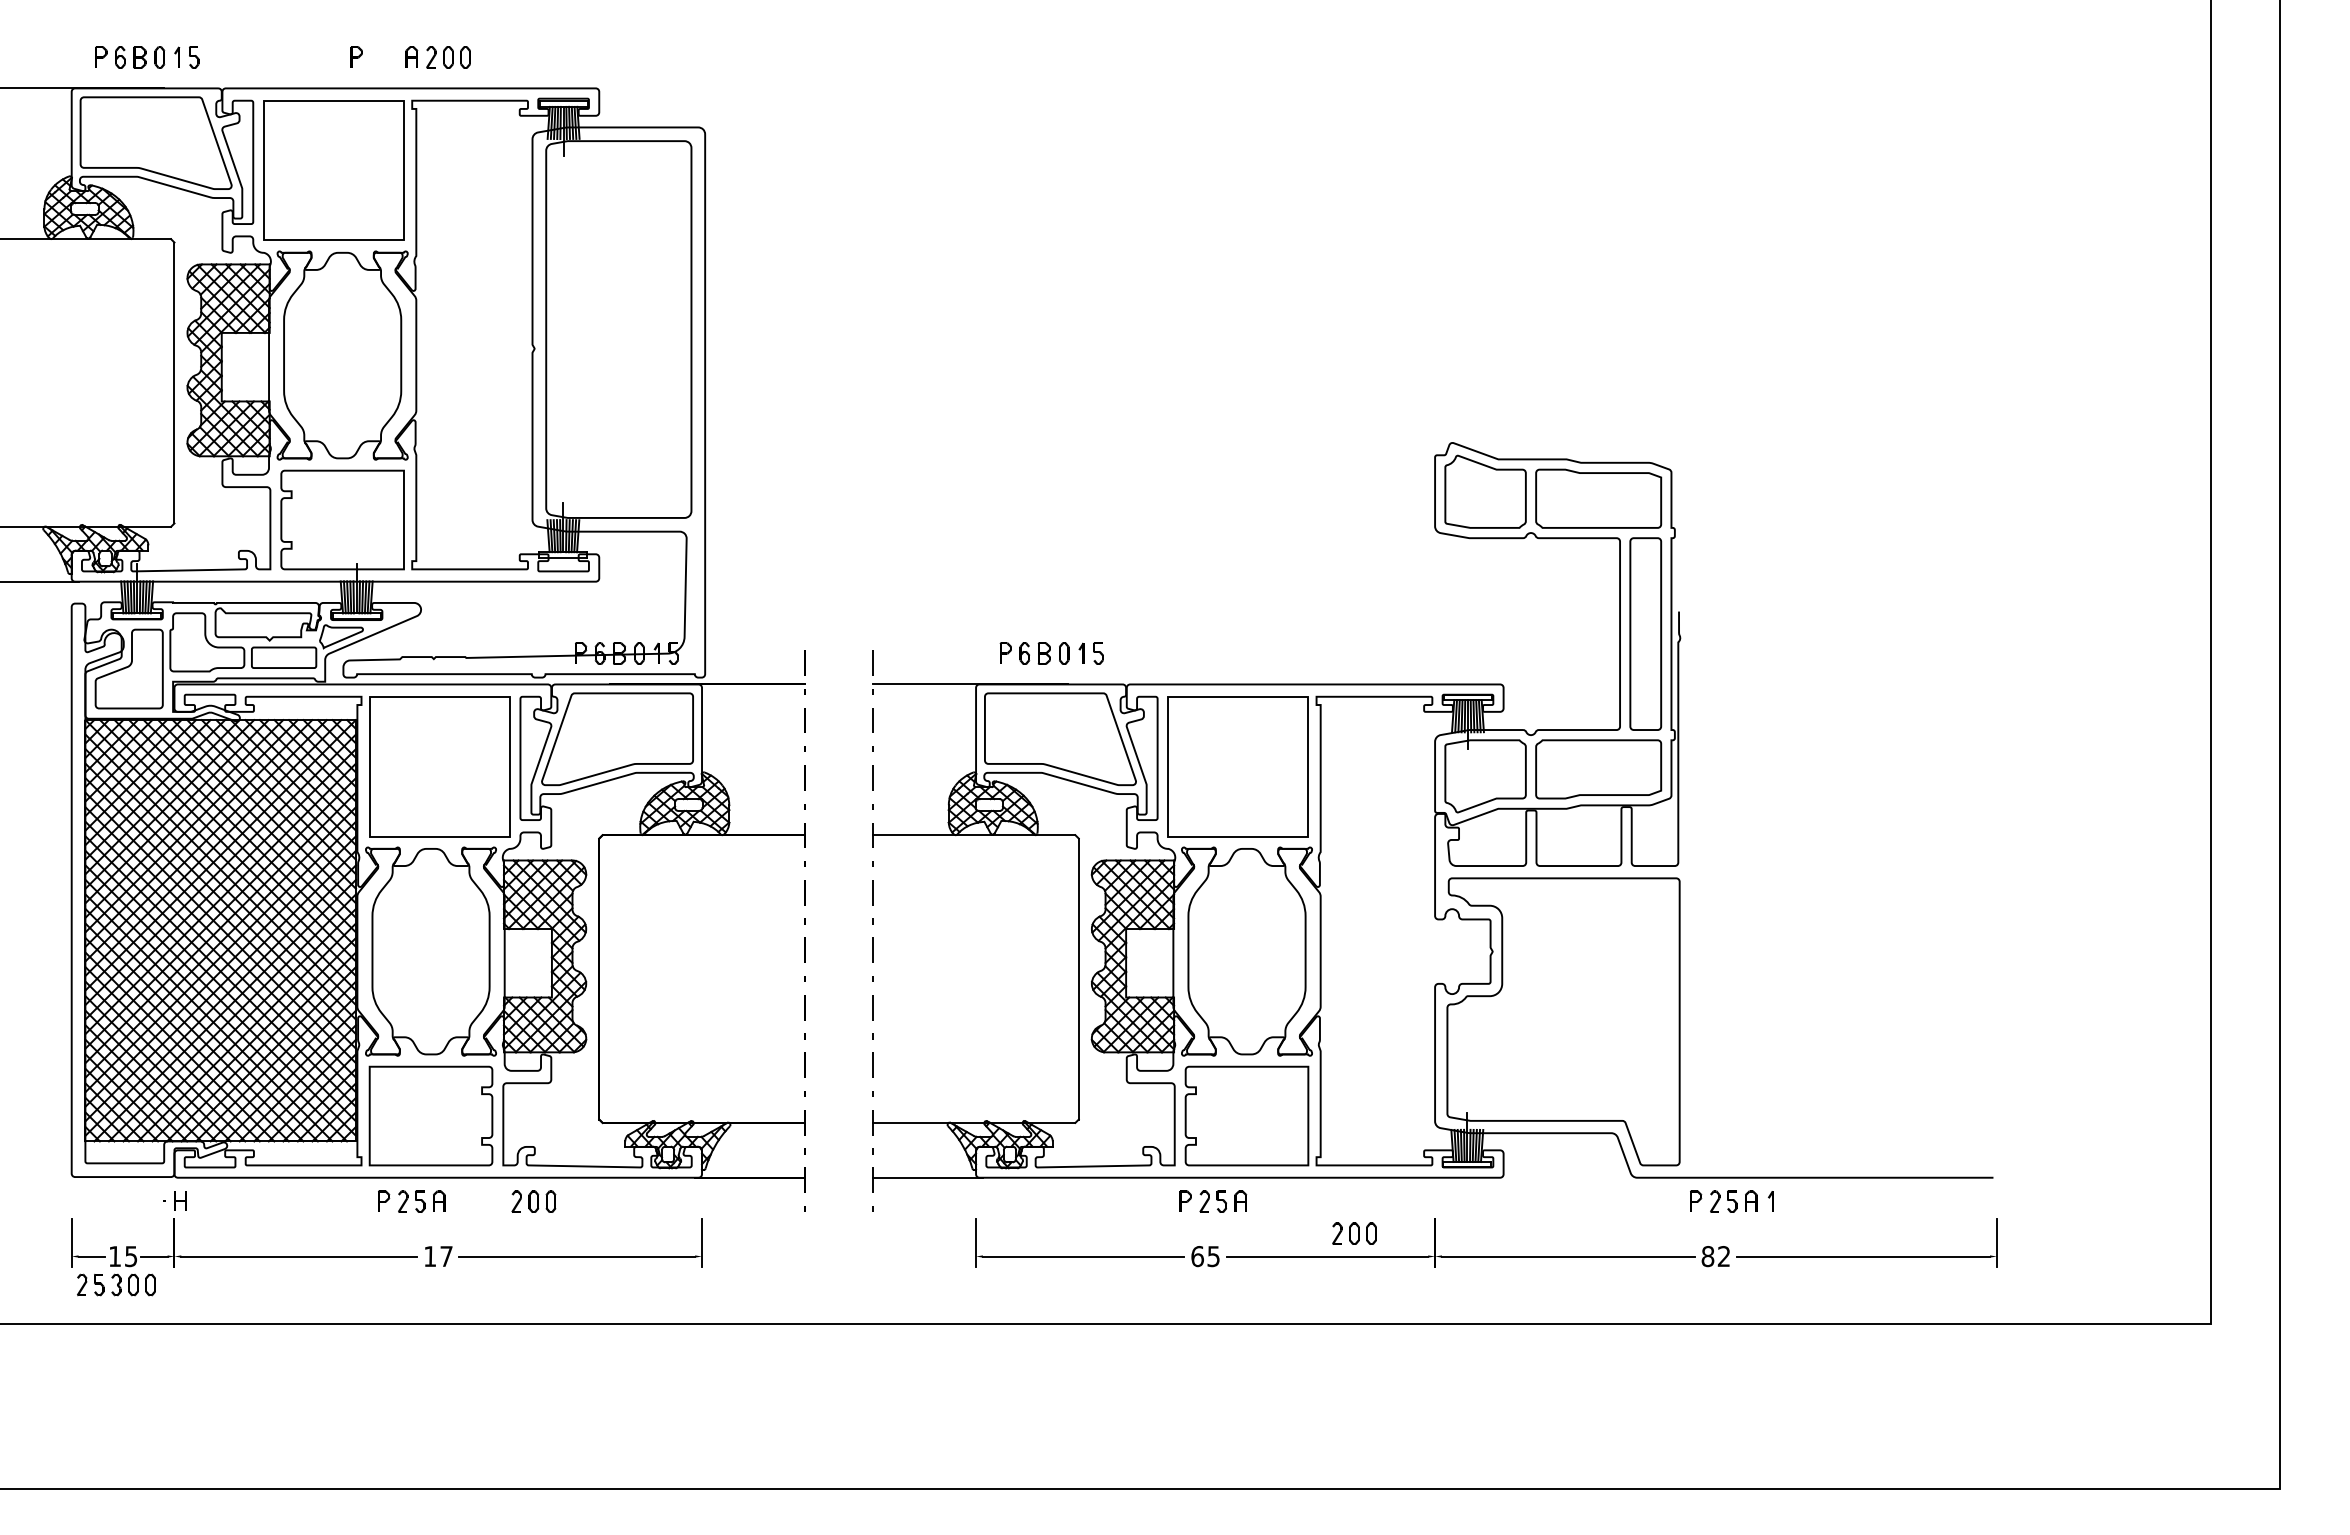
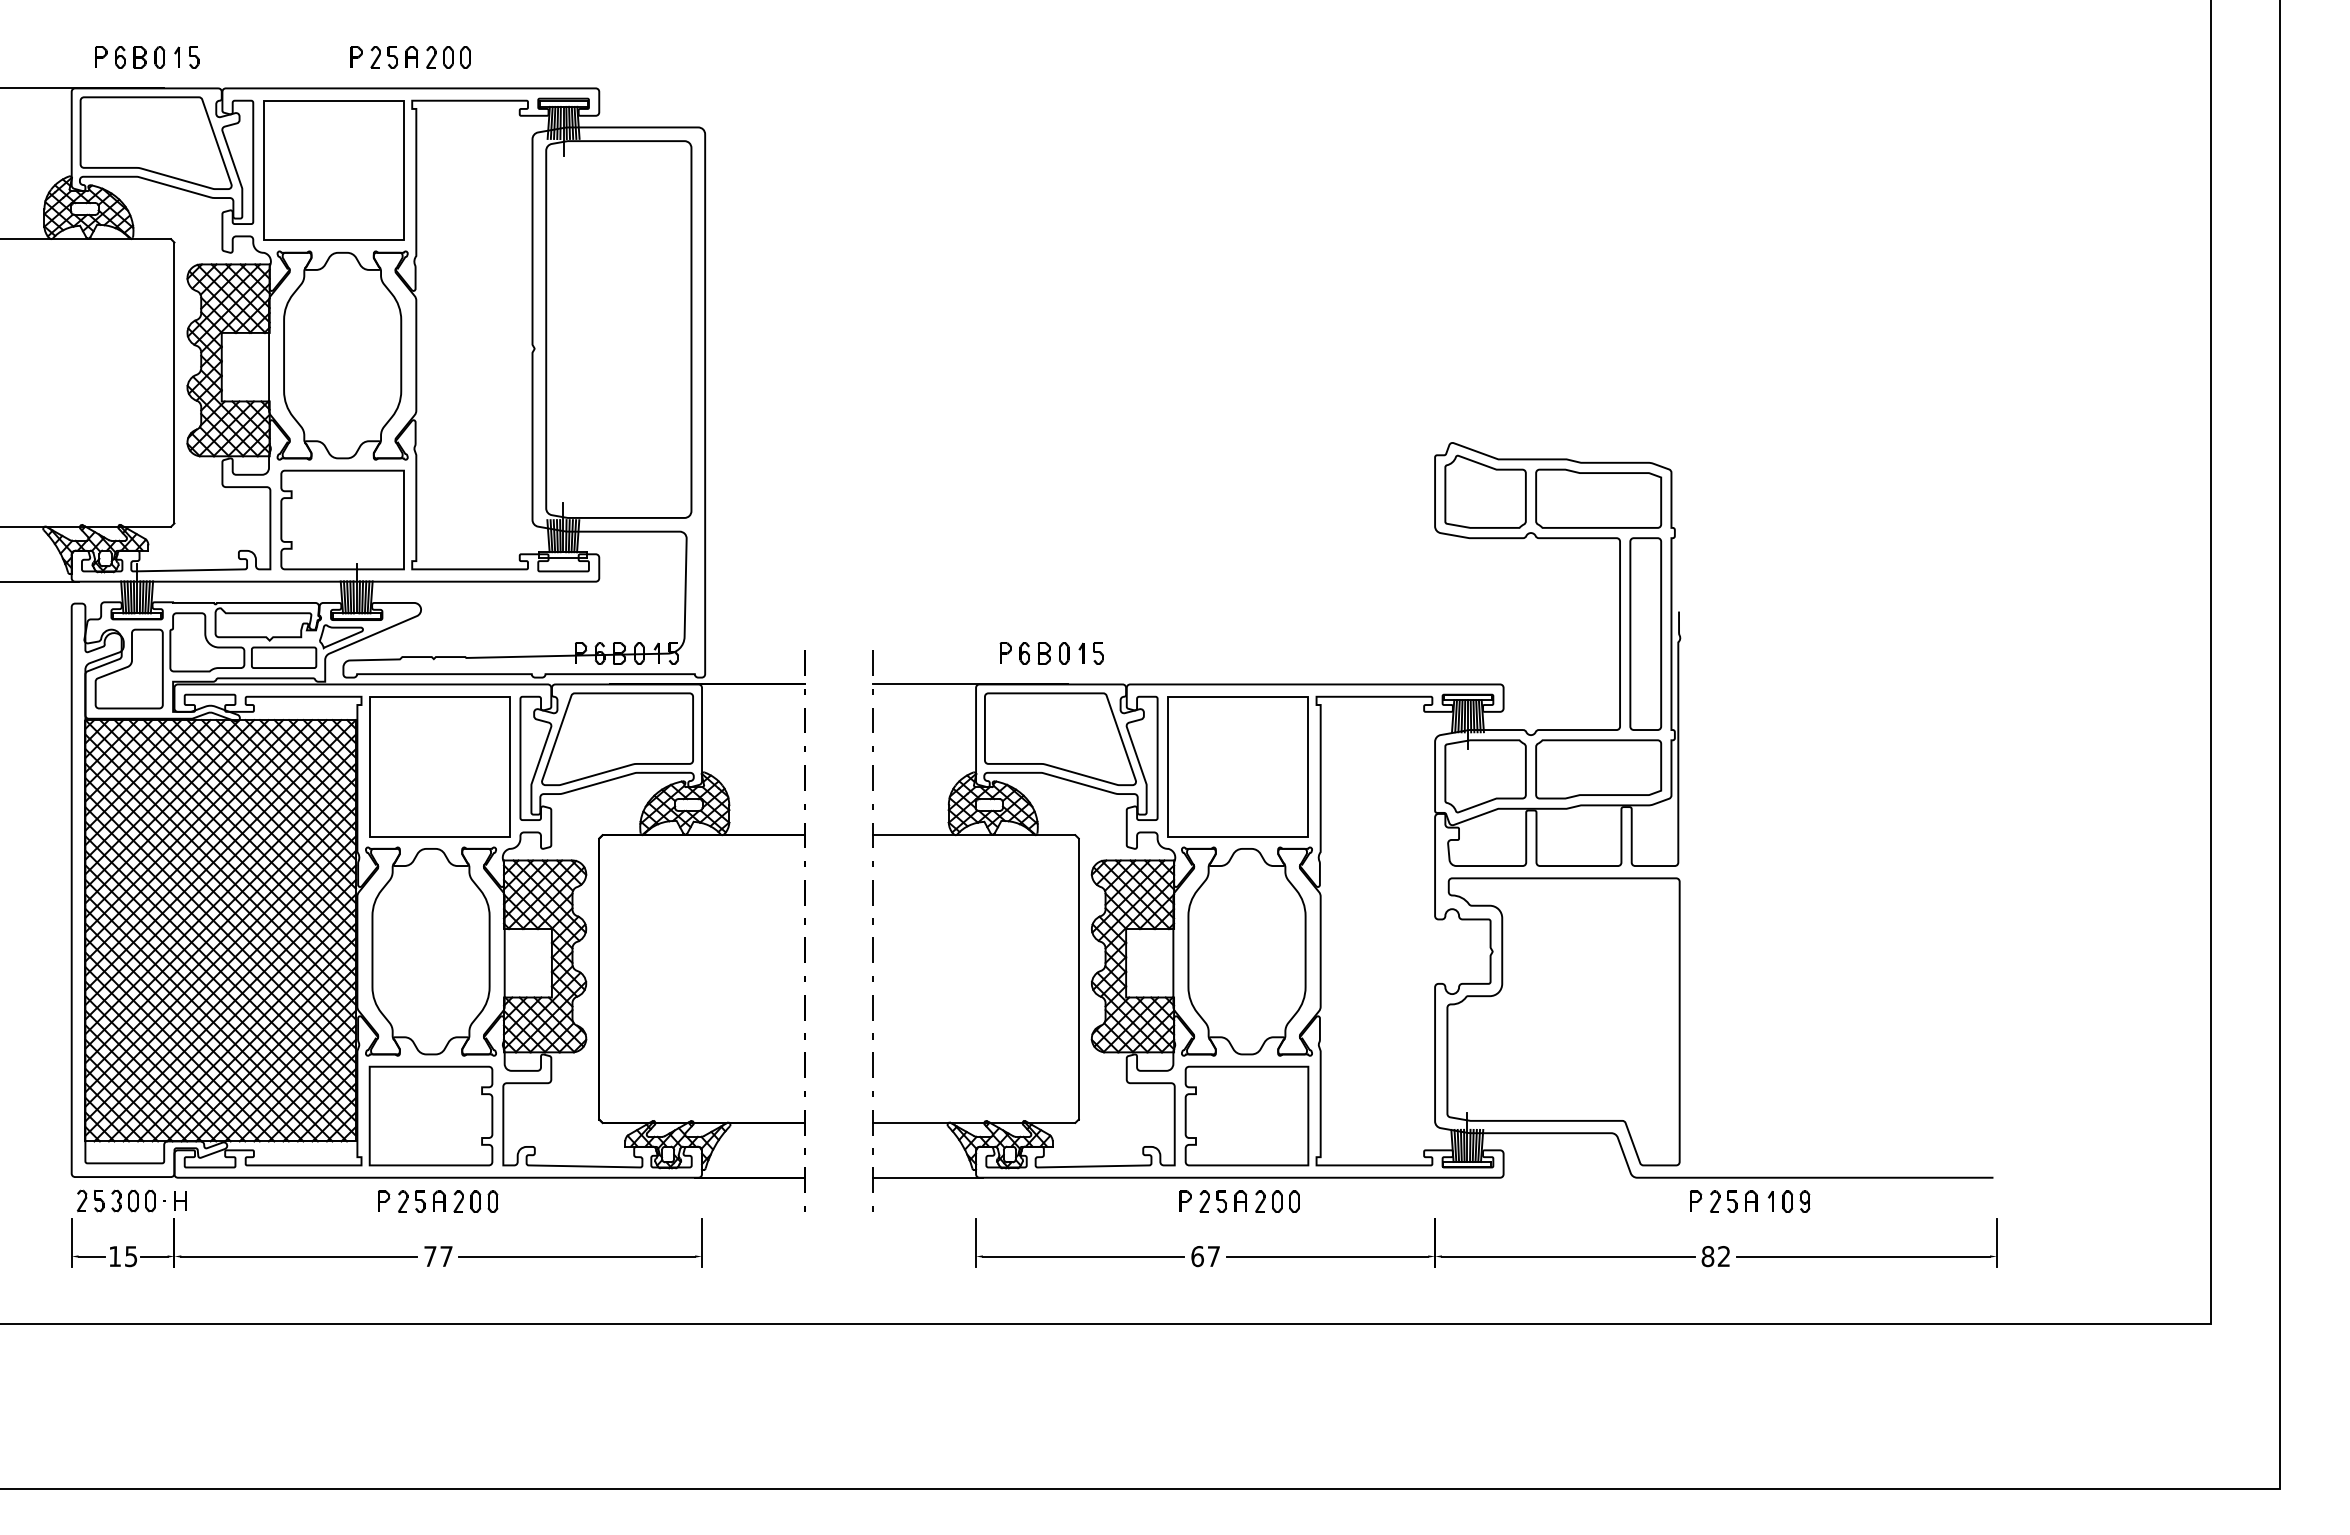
part: none -> present (383, 57)
part position: (533, 1201) -> (475, 1201) (475, 1201)
part: none -> present (1796, 1201)
part position: (1354, 1233) -> (1277, 1201) (1277, 1201)
text: 17 -> 77 (430, 1256)
text: 65 -> 67 (1213, 1256)
part position: (116, 1284) -> (116, 1200) (116, 1200)
